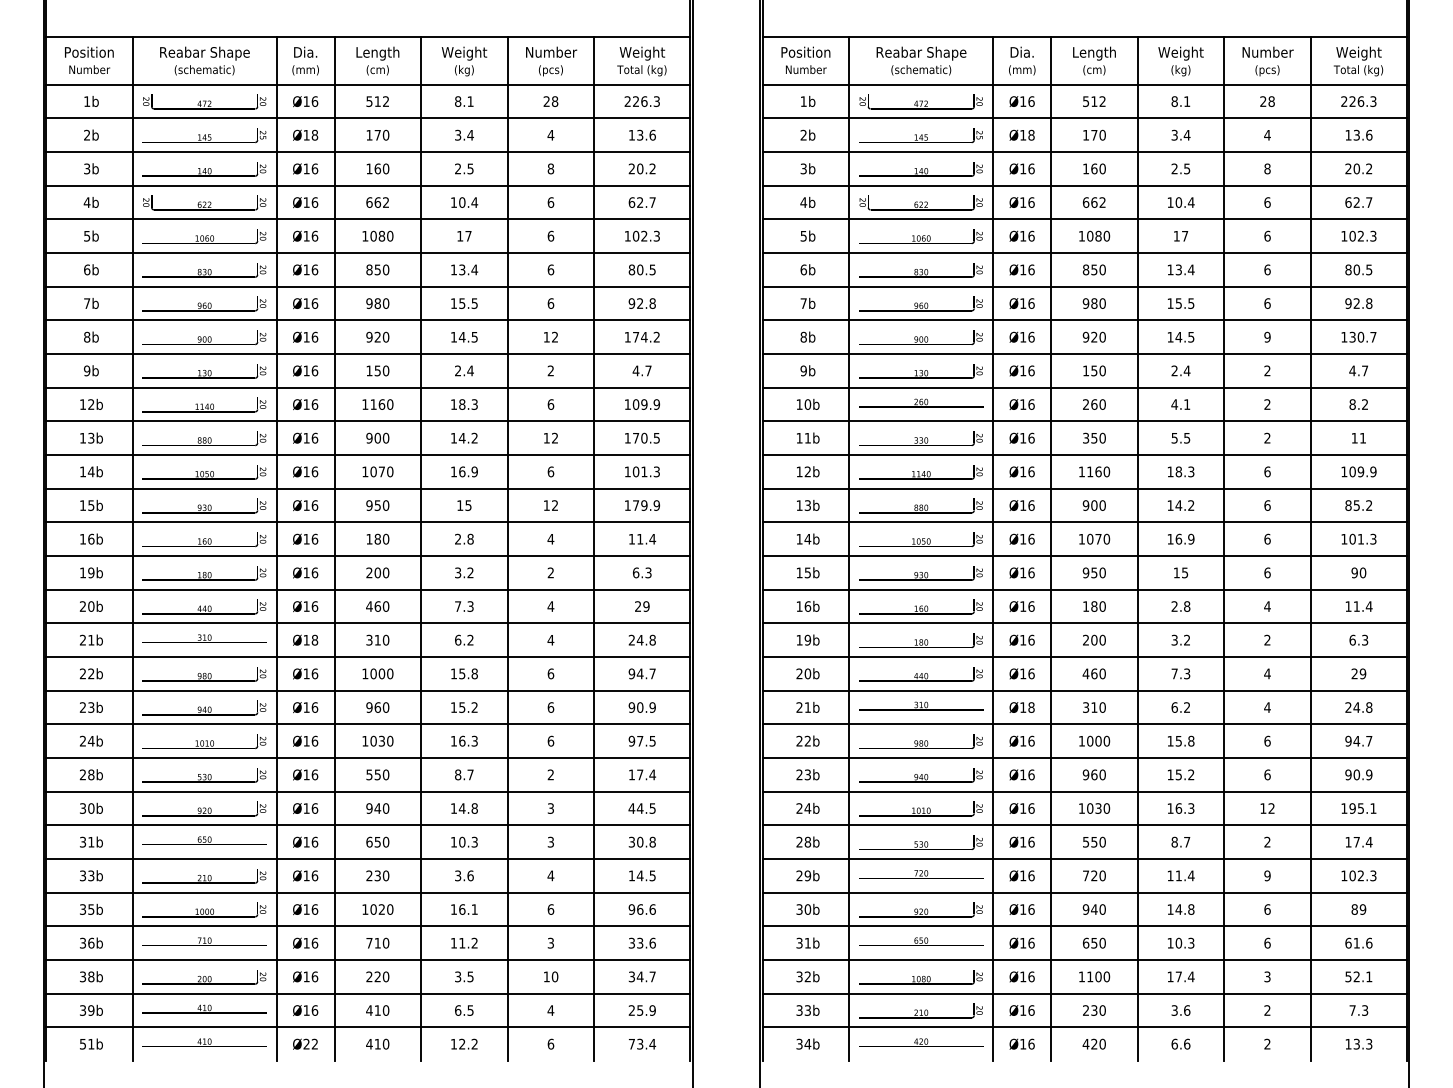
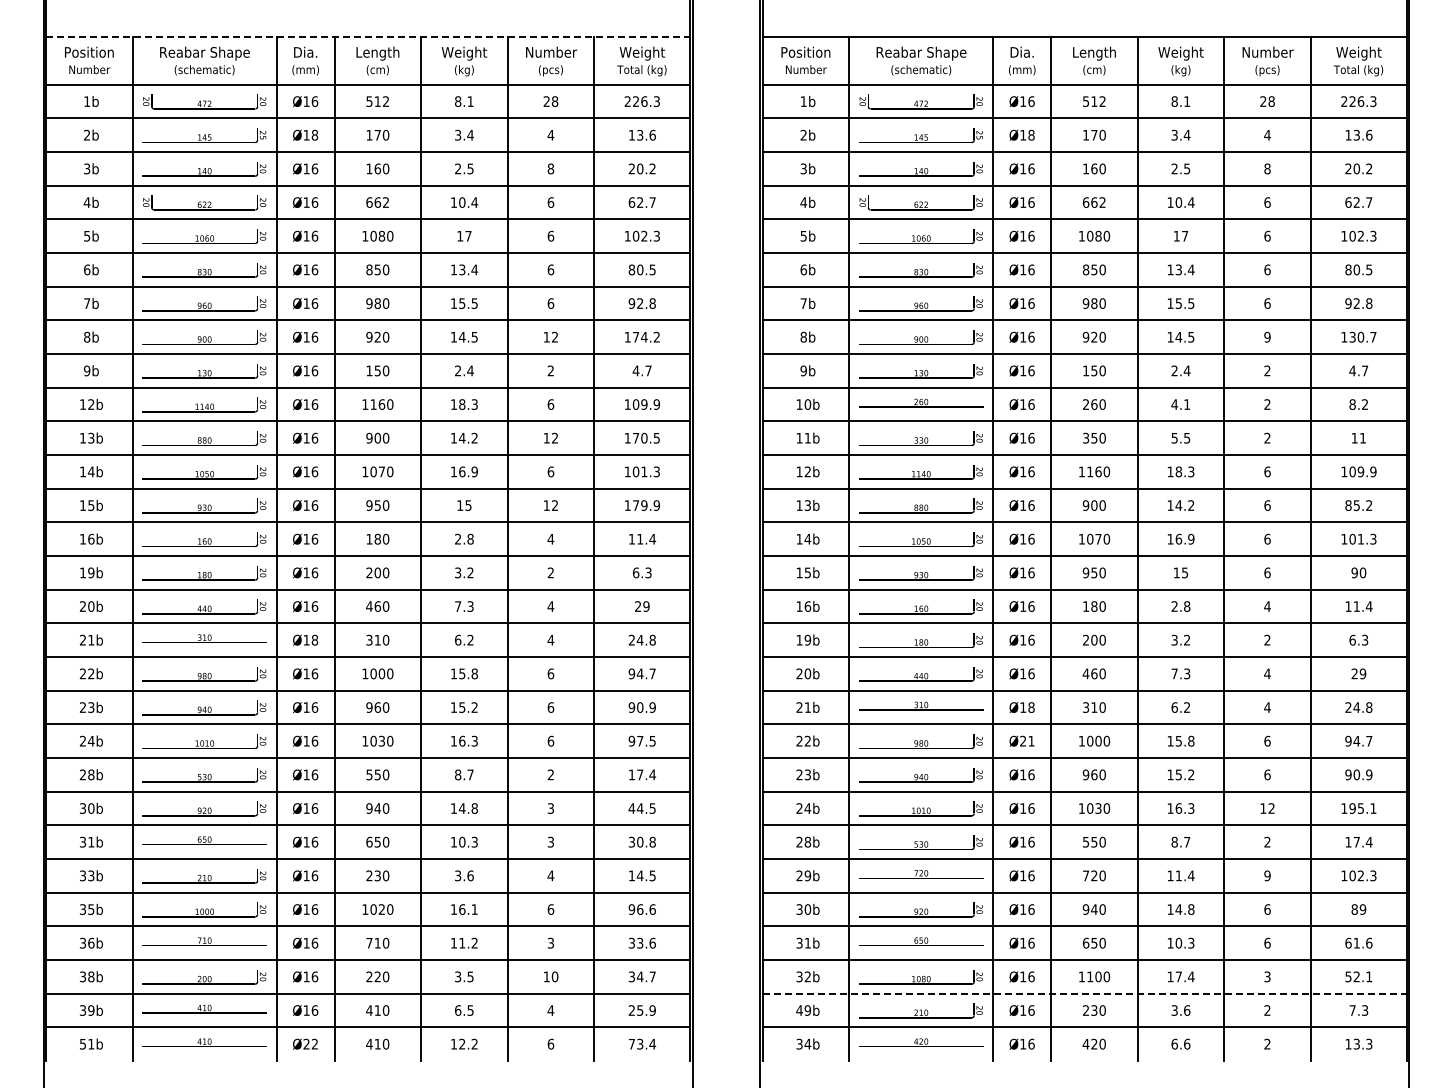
line: solid -> dashed (368, 36)
text: Ø16 -> Ø21 (1027, 740)
line: solid -> dashed (1085, 993)
text: 33b -> 49b (803, 1010)
